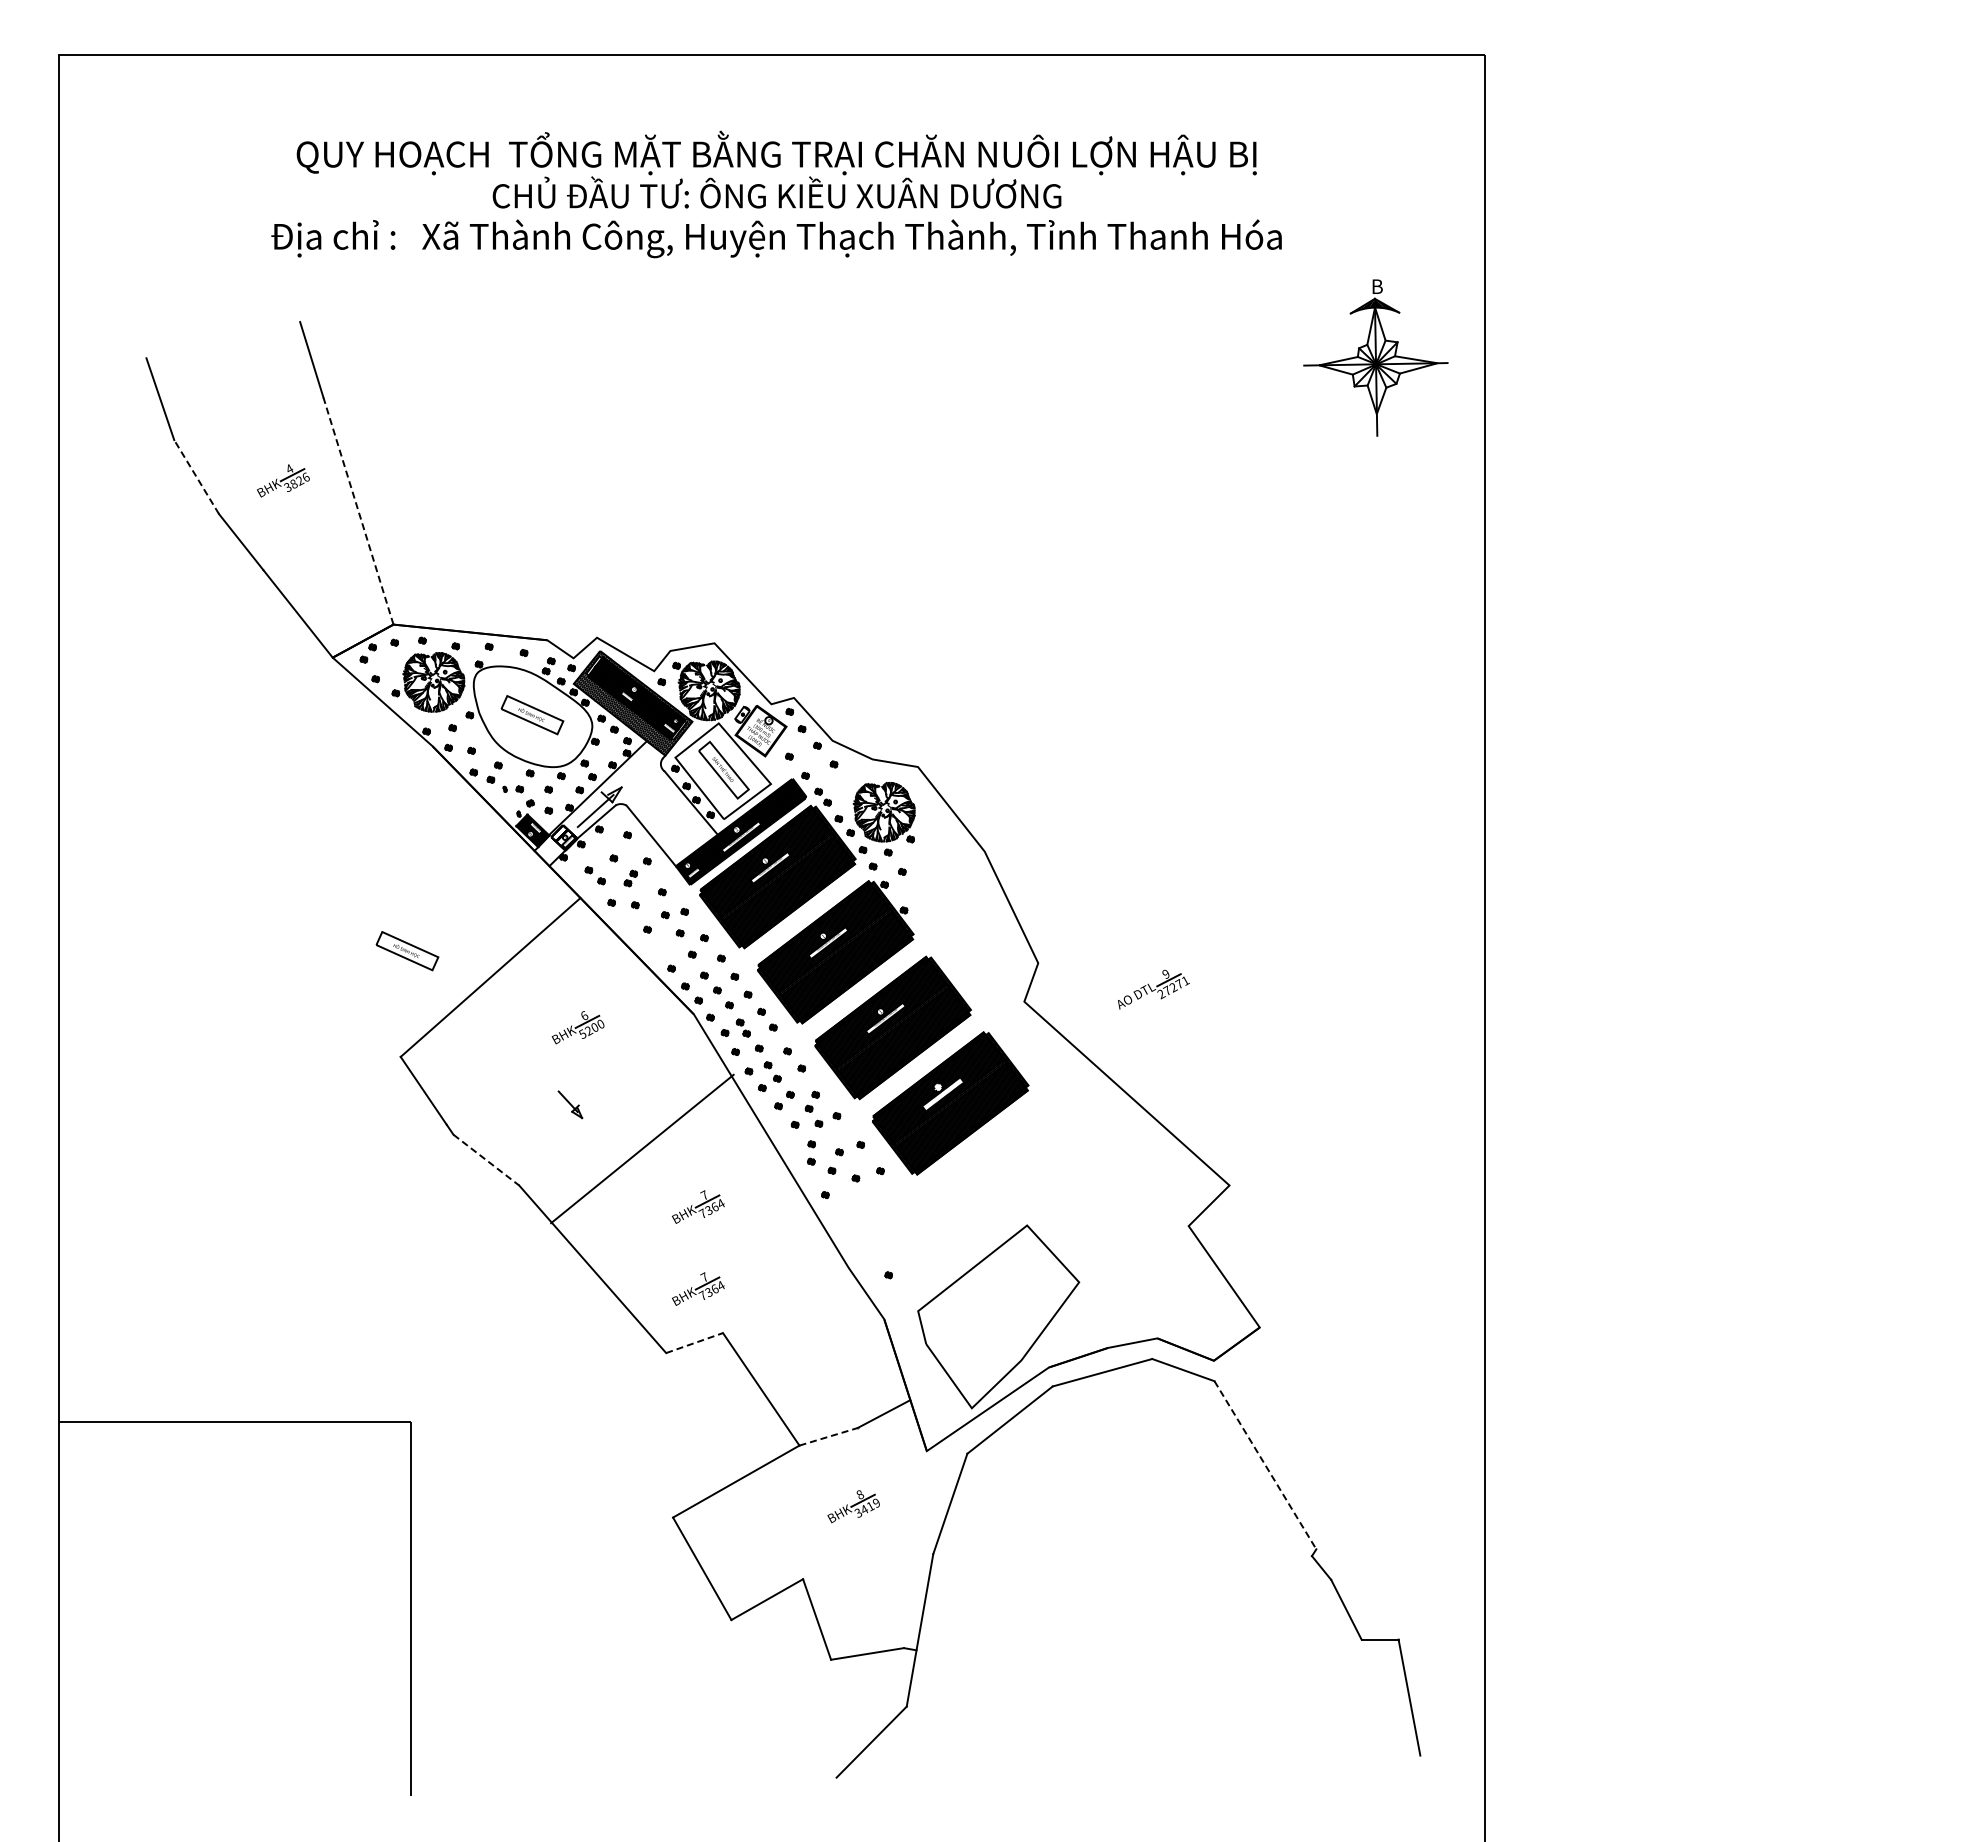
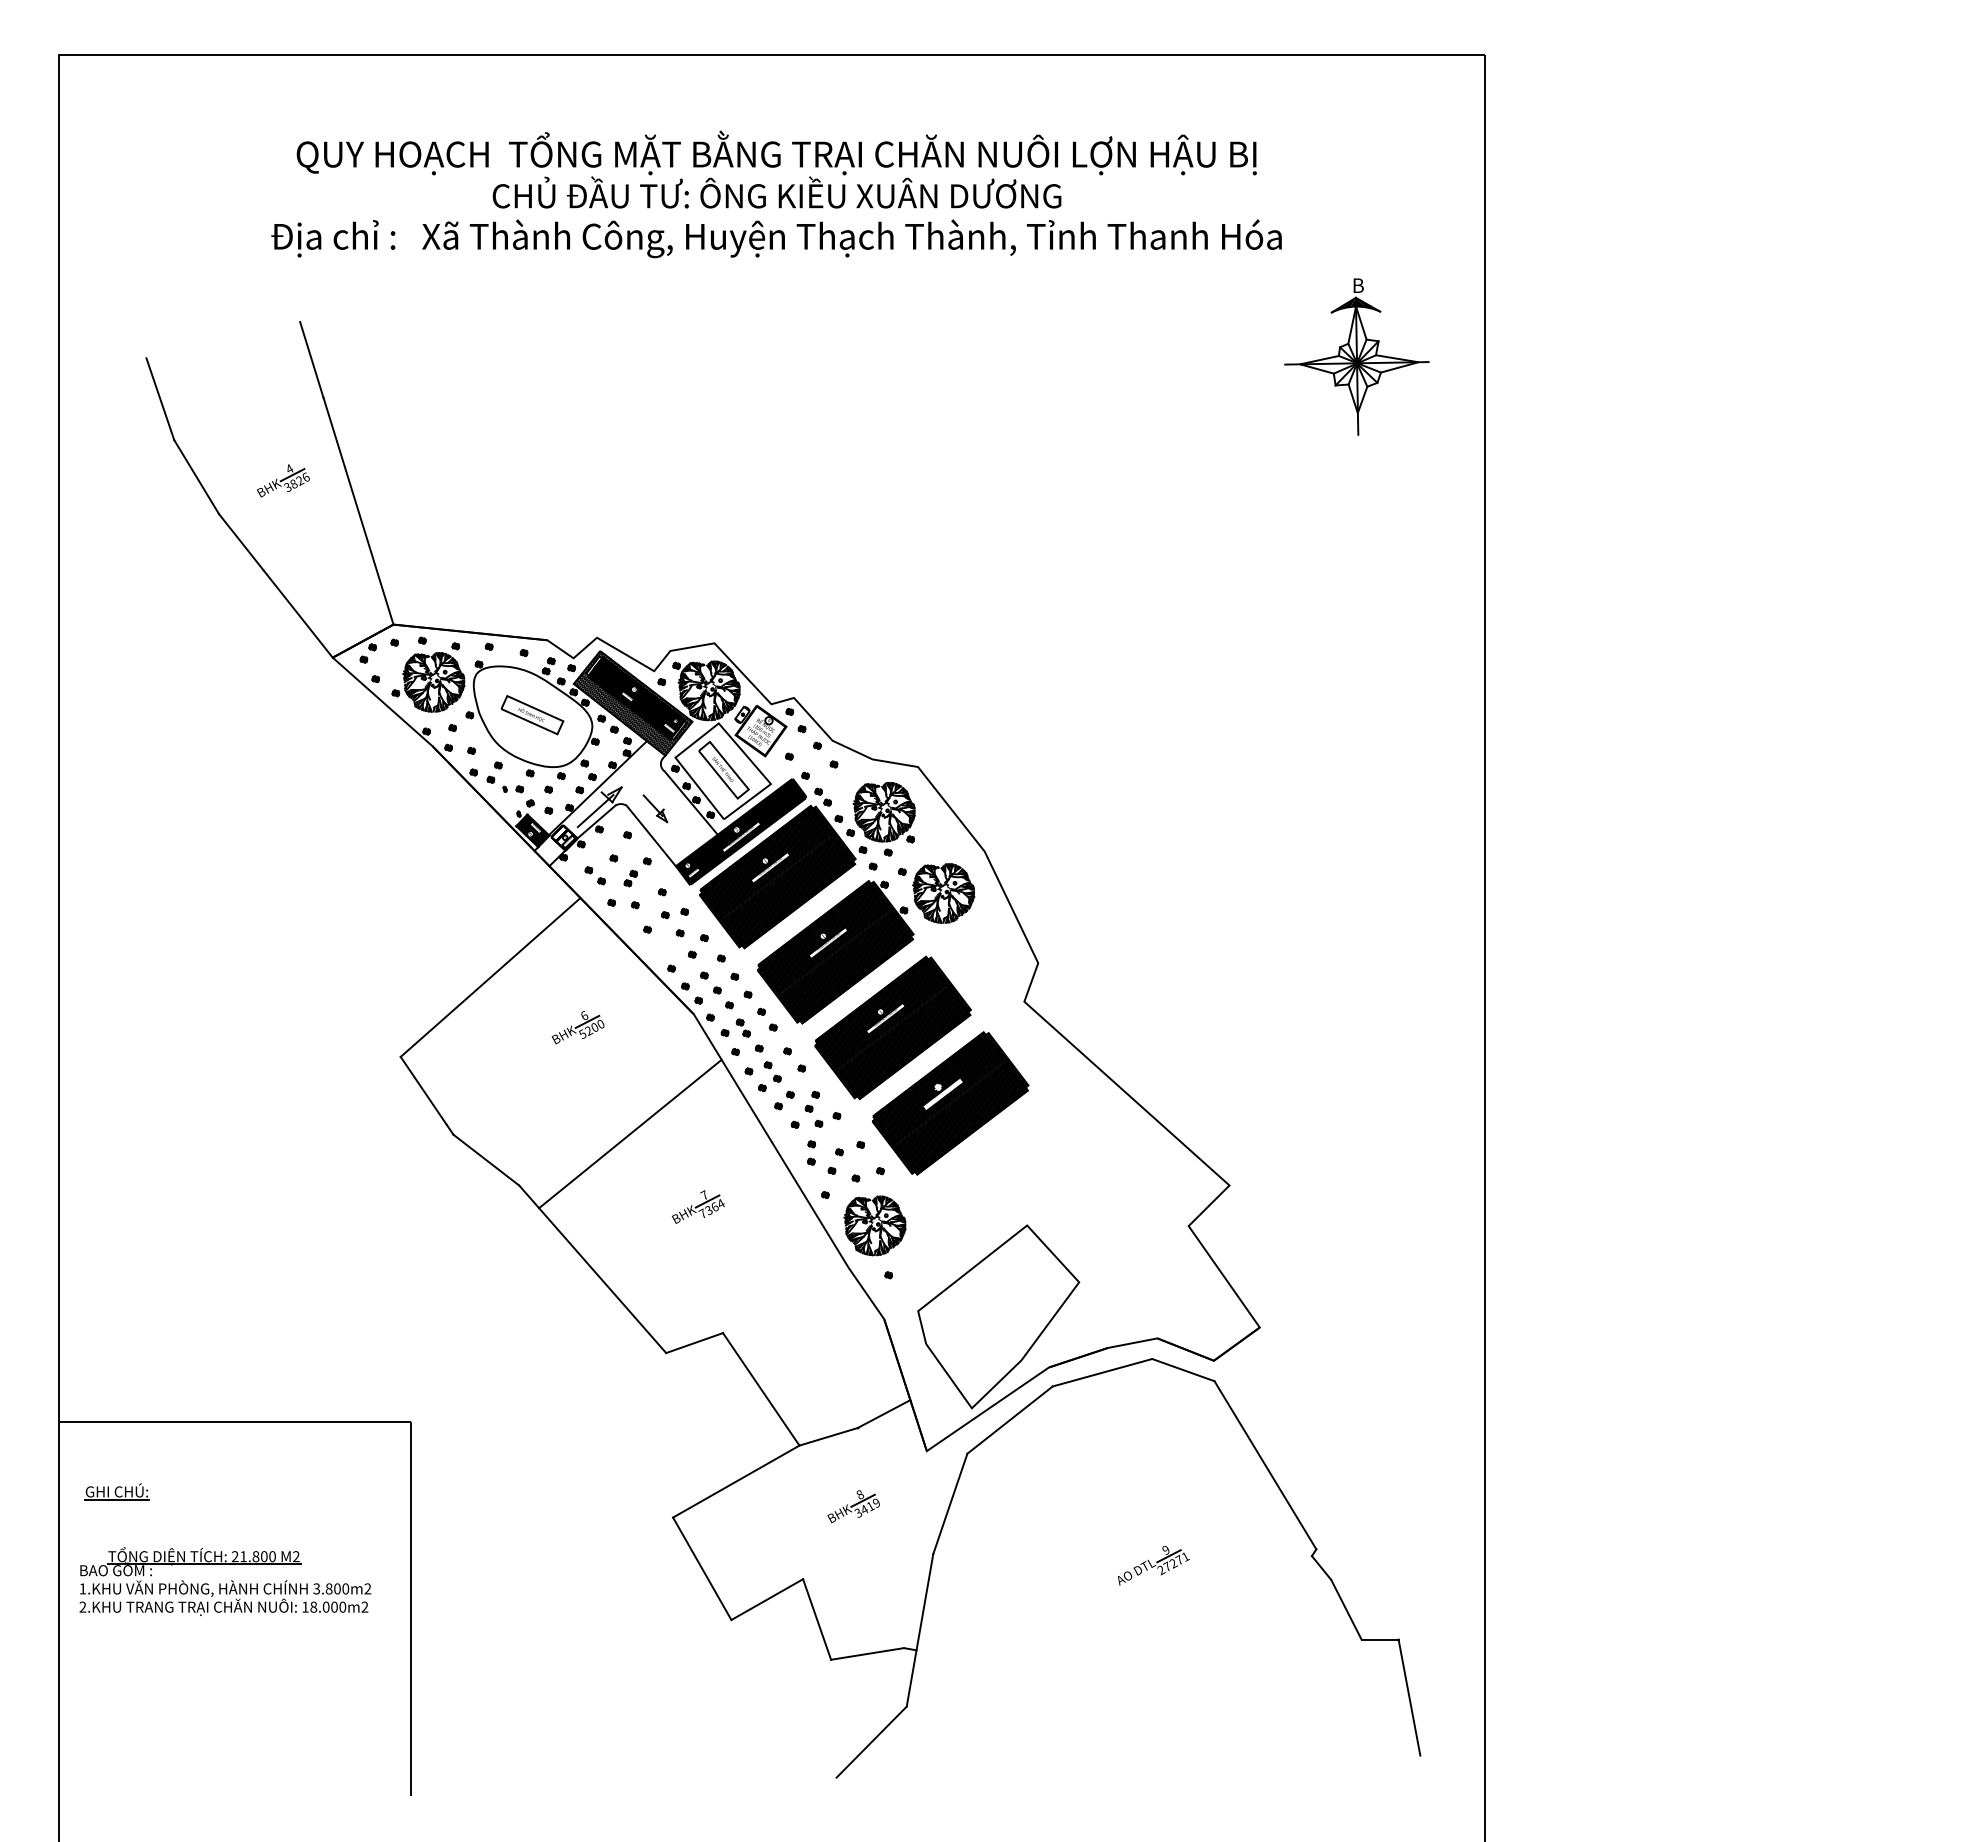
part position: (1375, 357) -> (1356, 356) (1356, 356)
line: dashed -> solid (196, 476)
line: dashed -> solid (358, 511)
part: none -> present (943, 893)
part: present -> none (407, 951)
part position: (1153, 989) -> (1153, 1565) (1153, 1565)
part position: (570, 1104) -> (655, 808) (655, 808)
line position: (642, 1148) -> (630, 1133) (630, 1133)
line: dashed -> solid (486, 1160)
part: none -> present (874, 1225)
part: present -> none (698, 1288)
line: dashed -> solid (695, 1342)
line: dashed -> solid (829, 1436)
line: dashed -> solid (1265, 1465)
part: none -> present (116, 1491)
part: none -> present (225, 1581)
